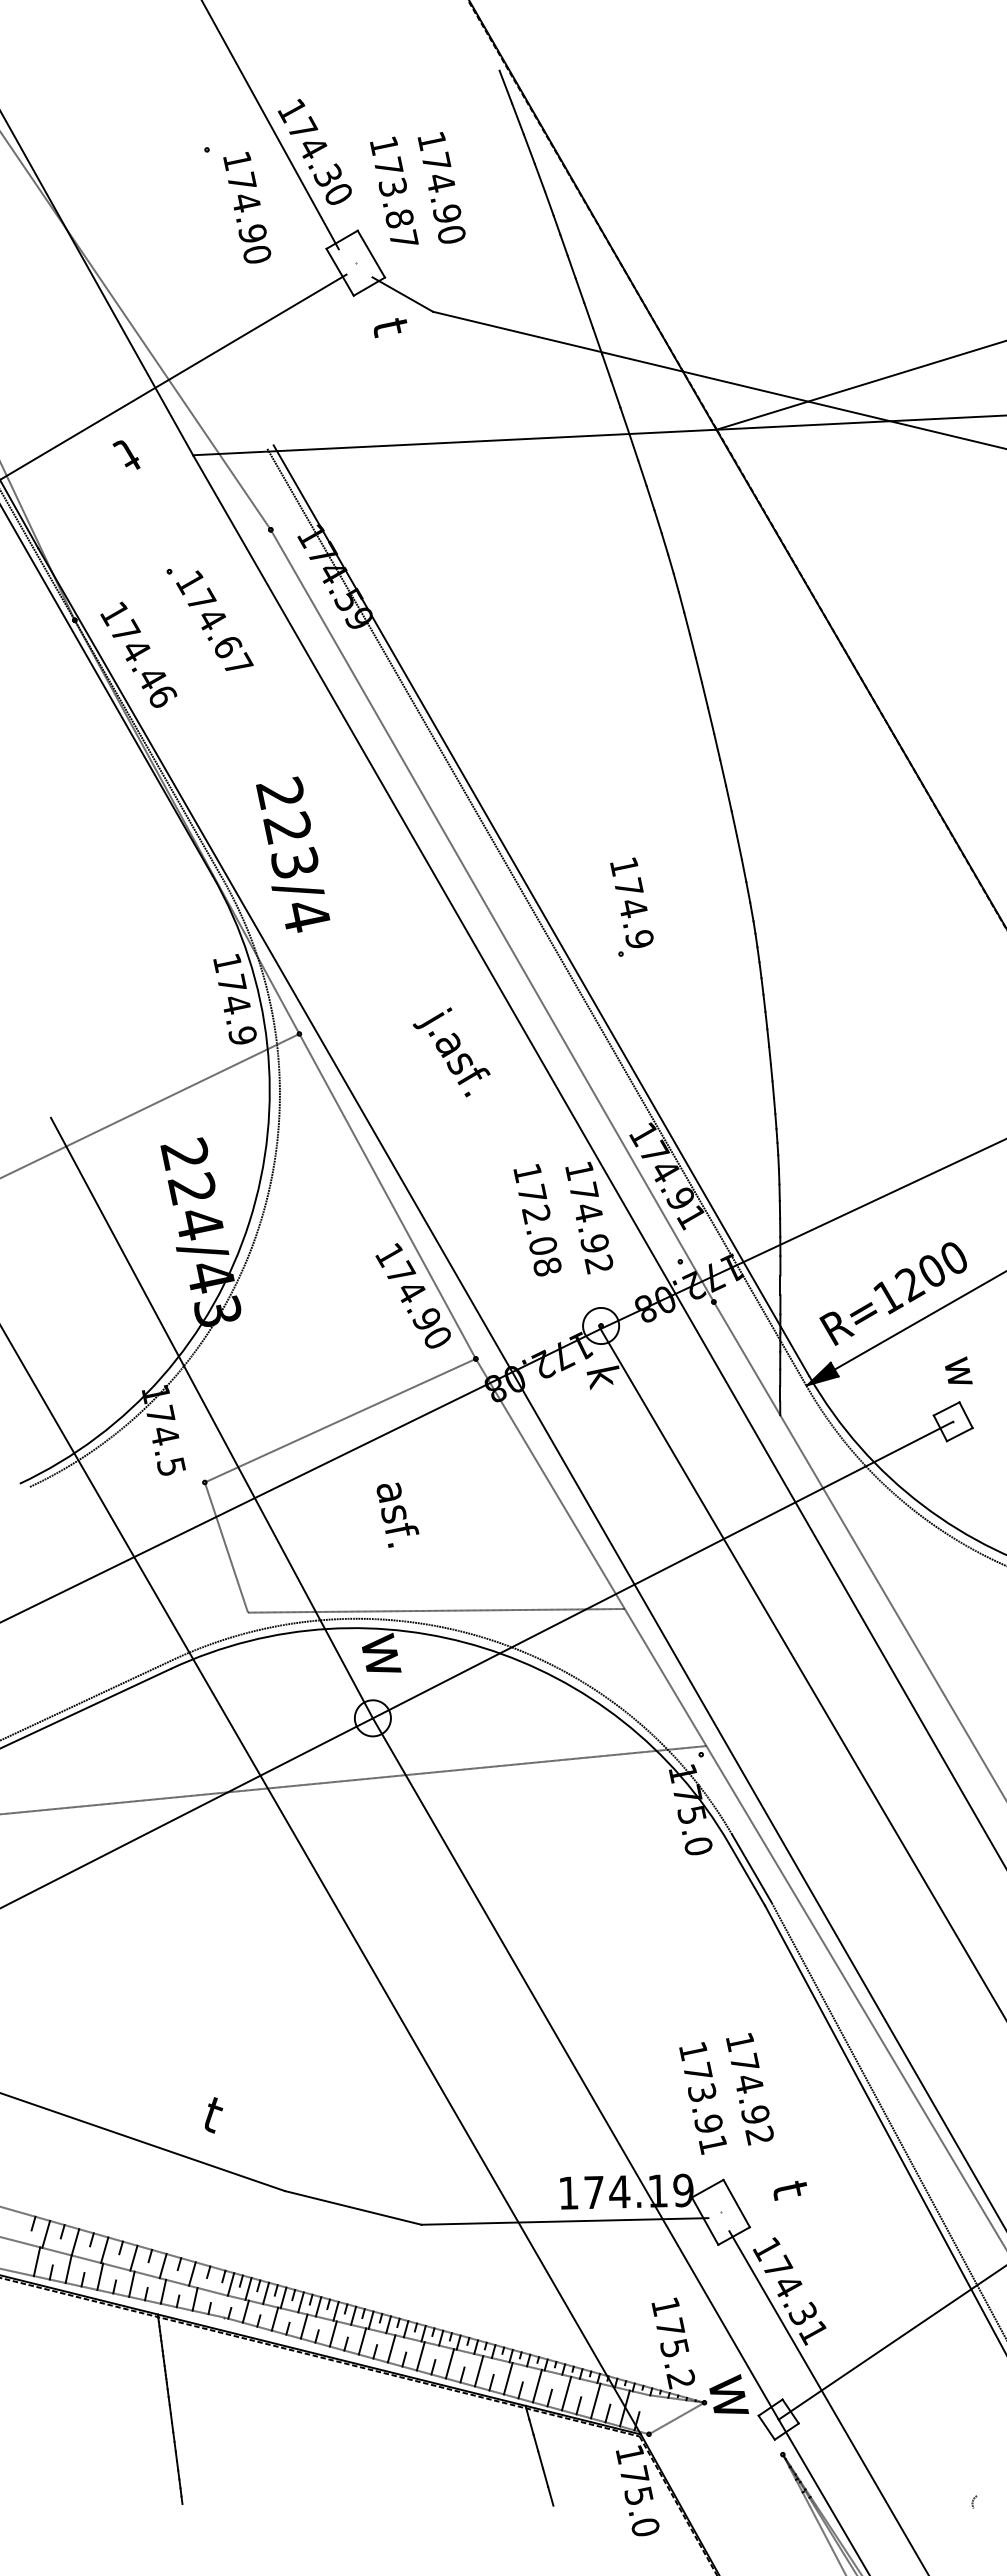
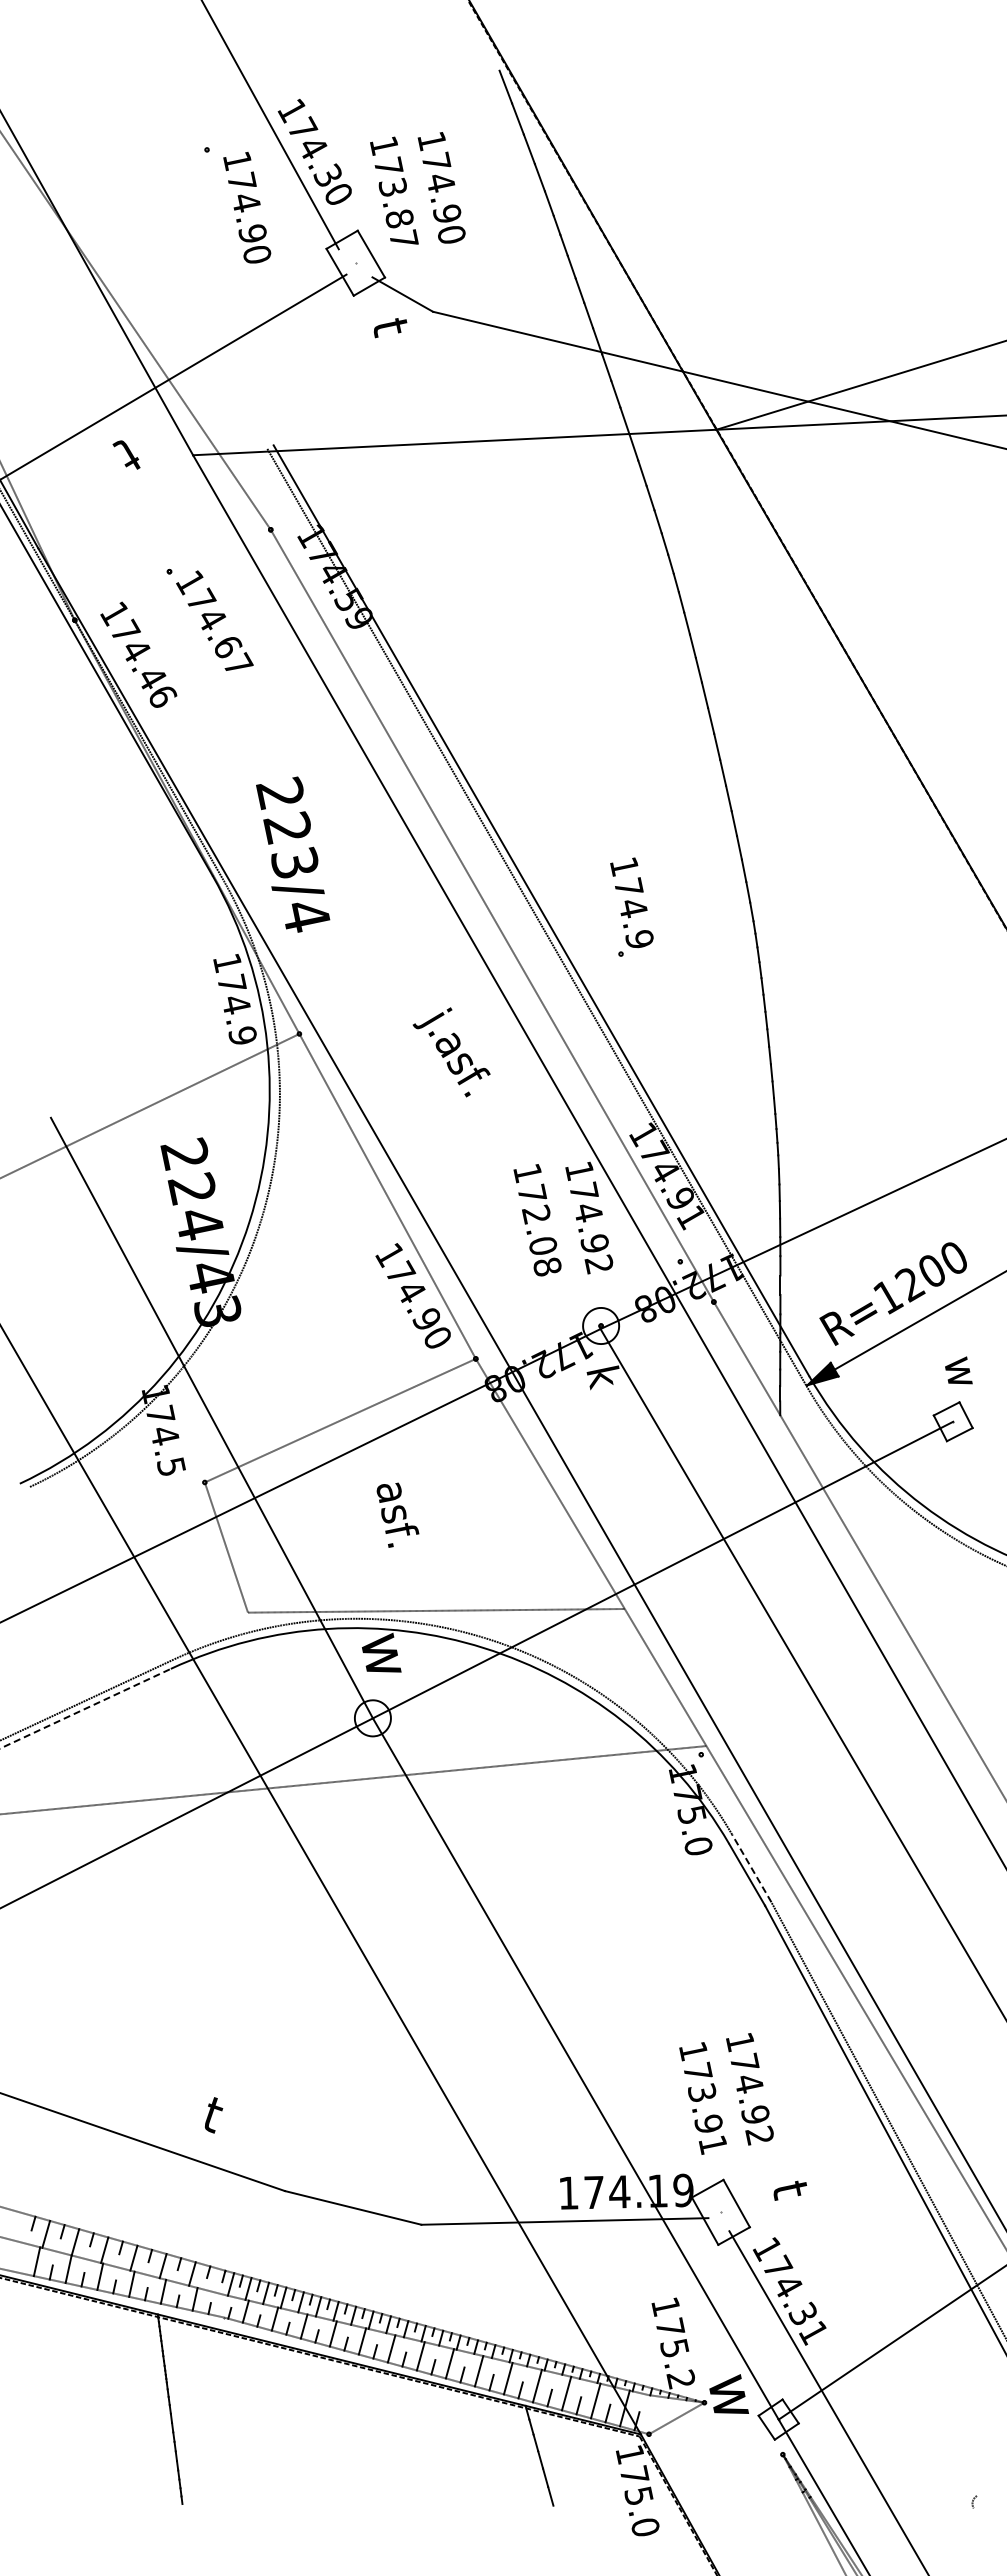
line: solid -> dashed (85, 1708)
line: solid -> dashed (751, 1868)
